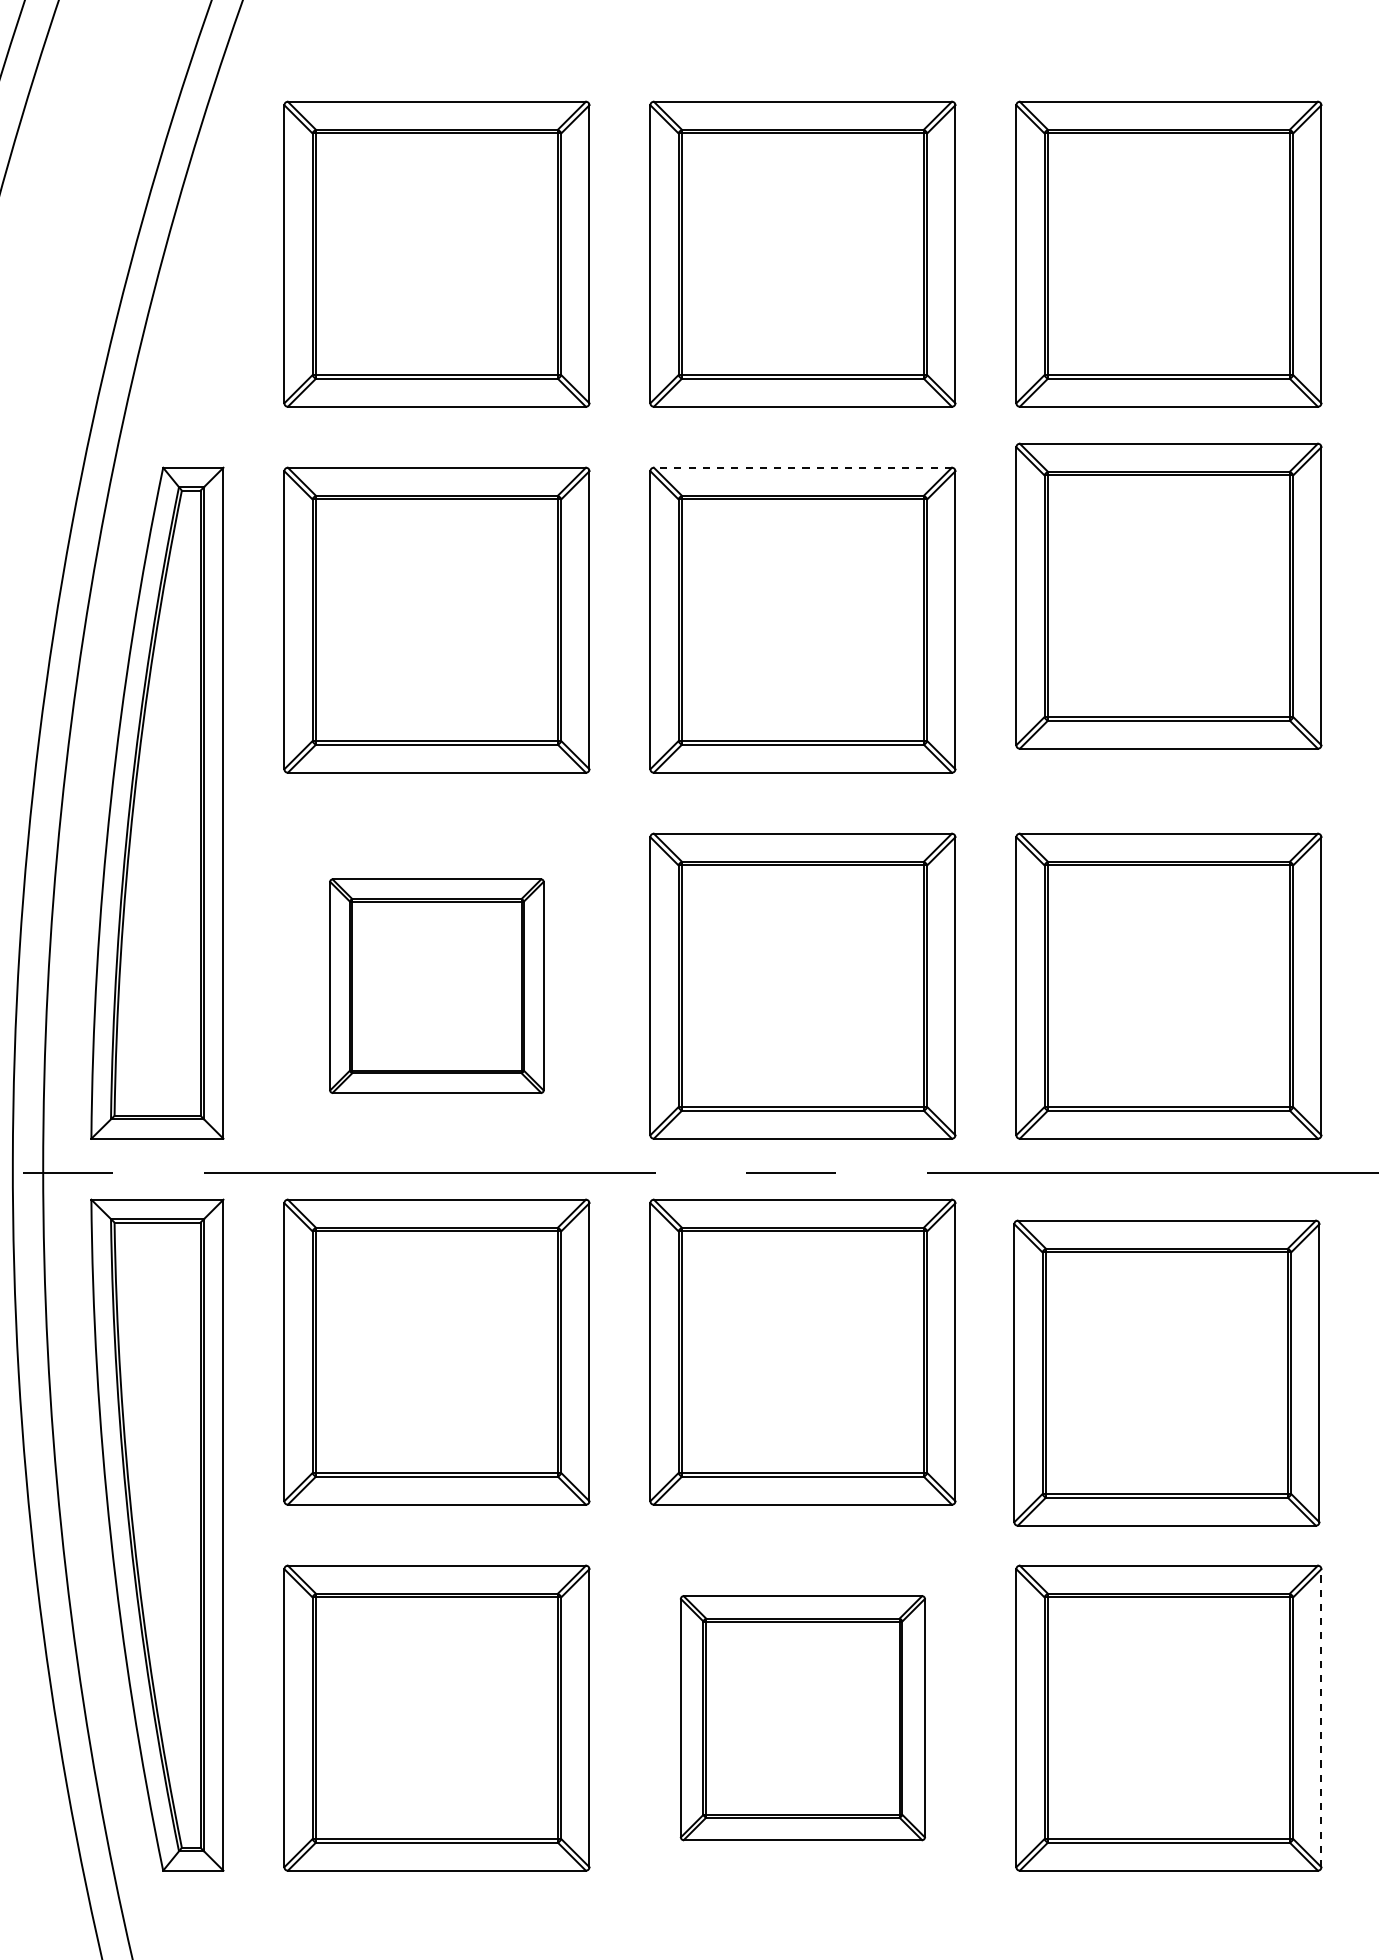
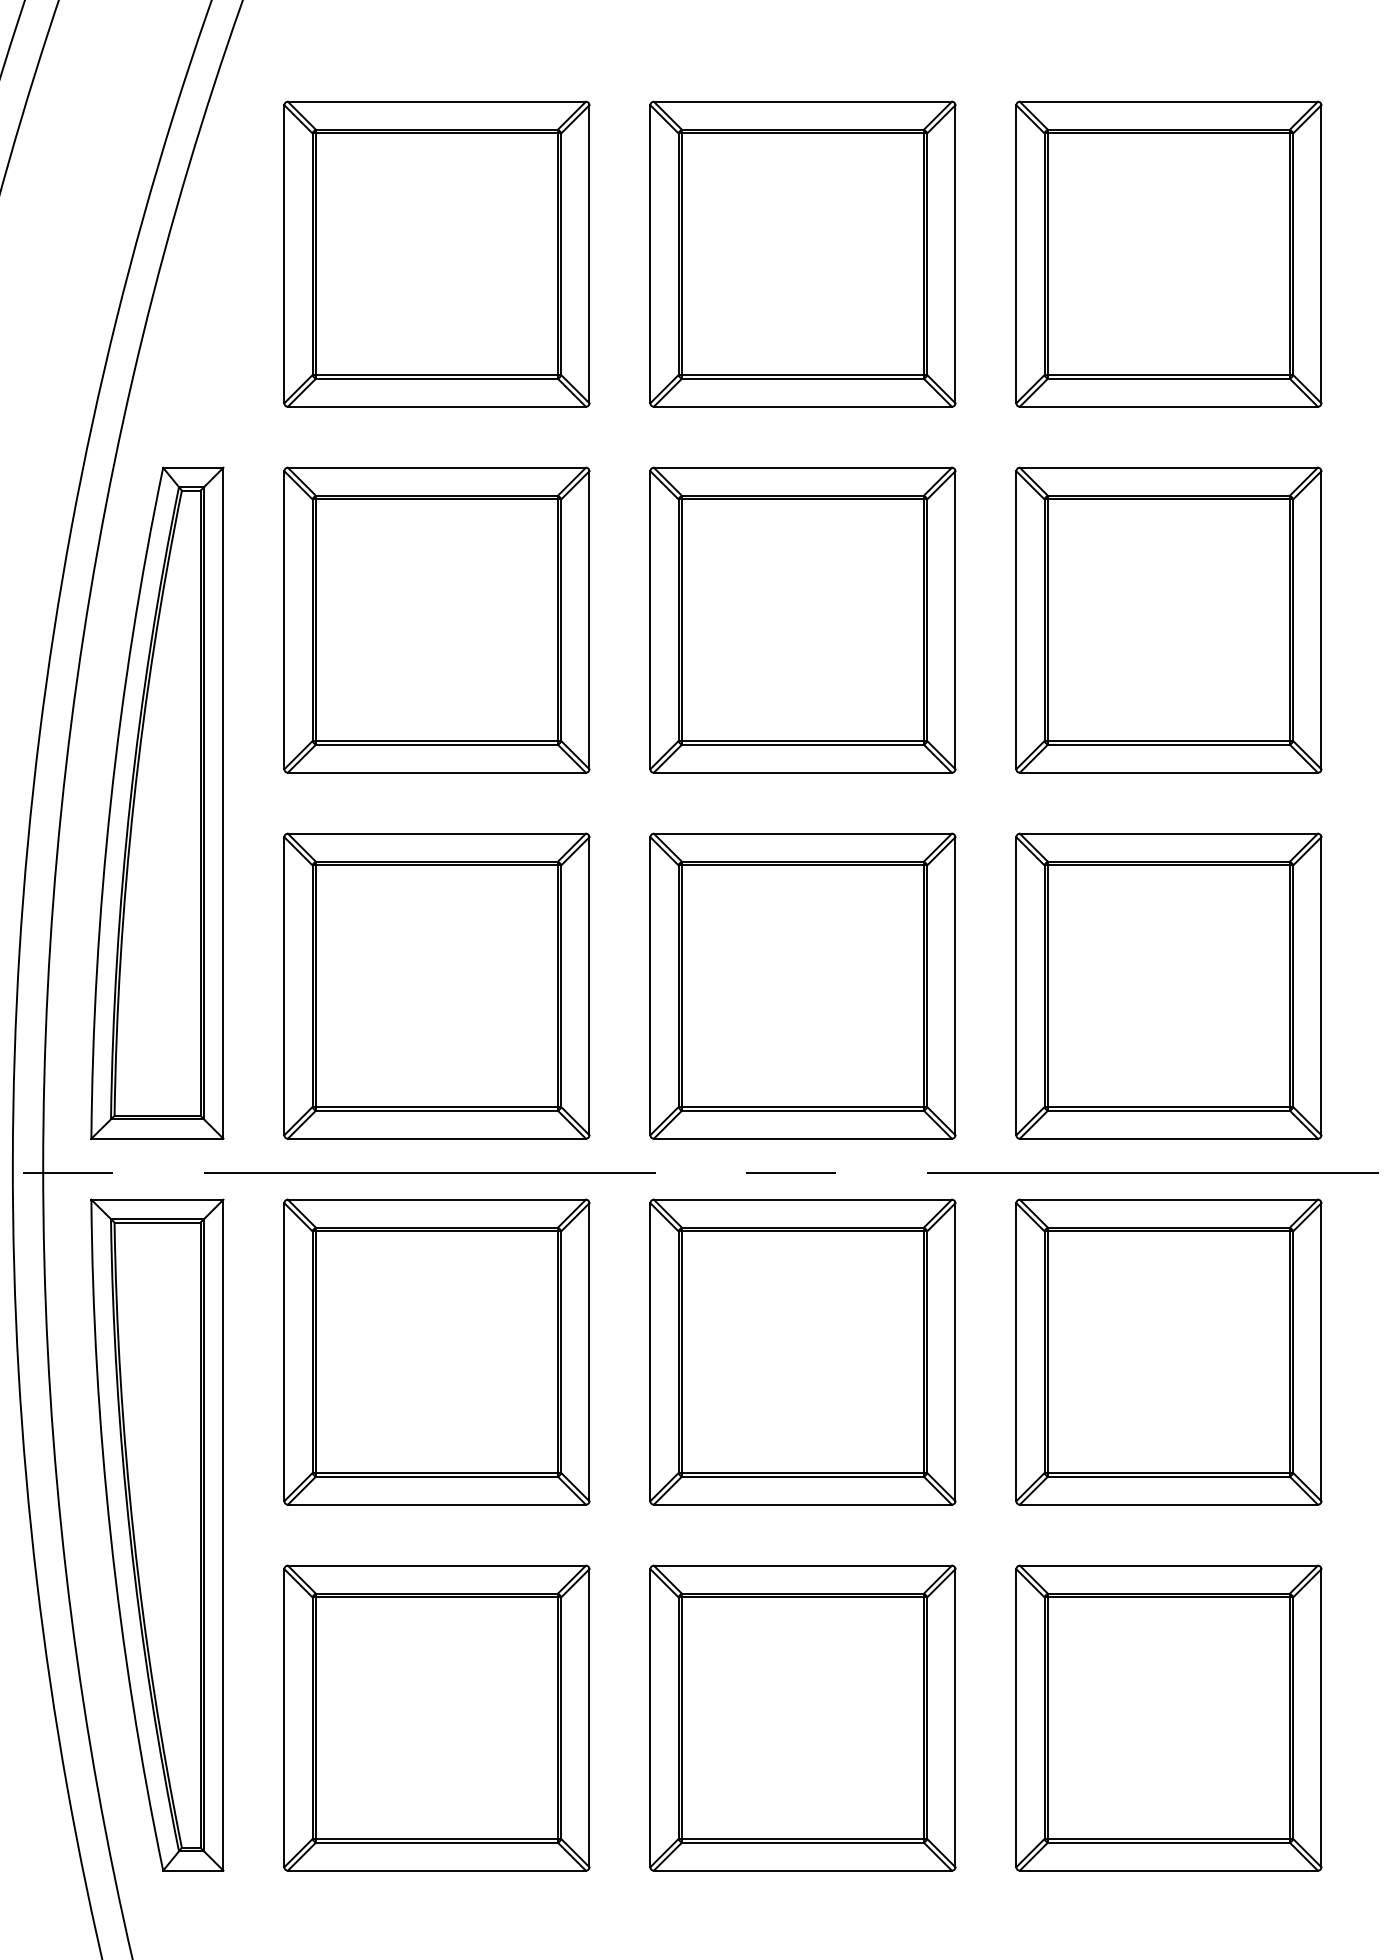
line: dashed -> solid (802, 467)
part position: (1168, 595) -> (1168, 619) (1168, 619)
part size: 216x216 px -> 308x308 px (436, 985)
part position: (1166, 1372) -> (1168, 1351) (1168, 1351)
part size: 247x247 px -> 308x308 px (802, 1717)
line: dashed -> solid (1321, 1718)
